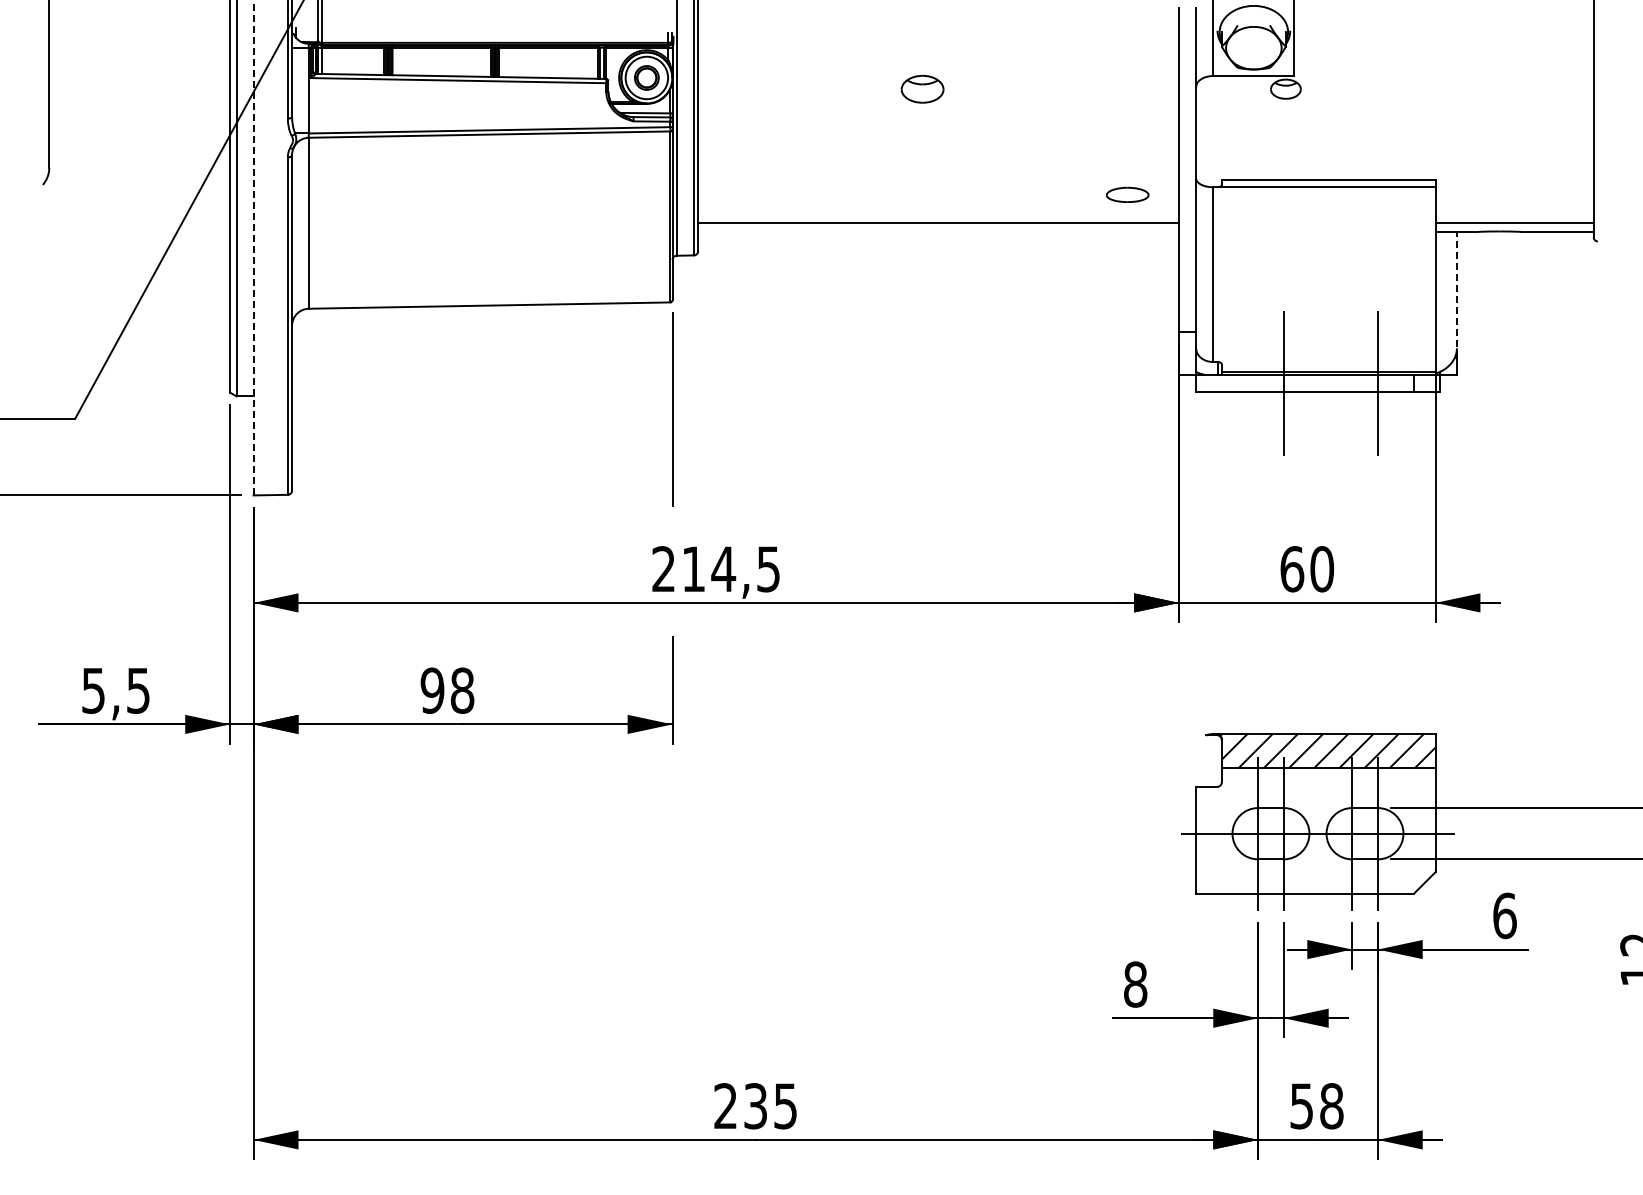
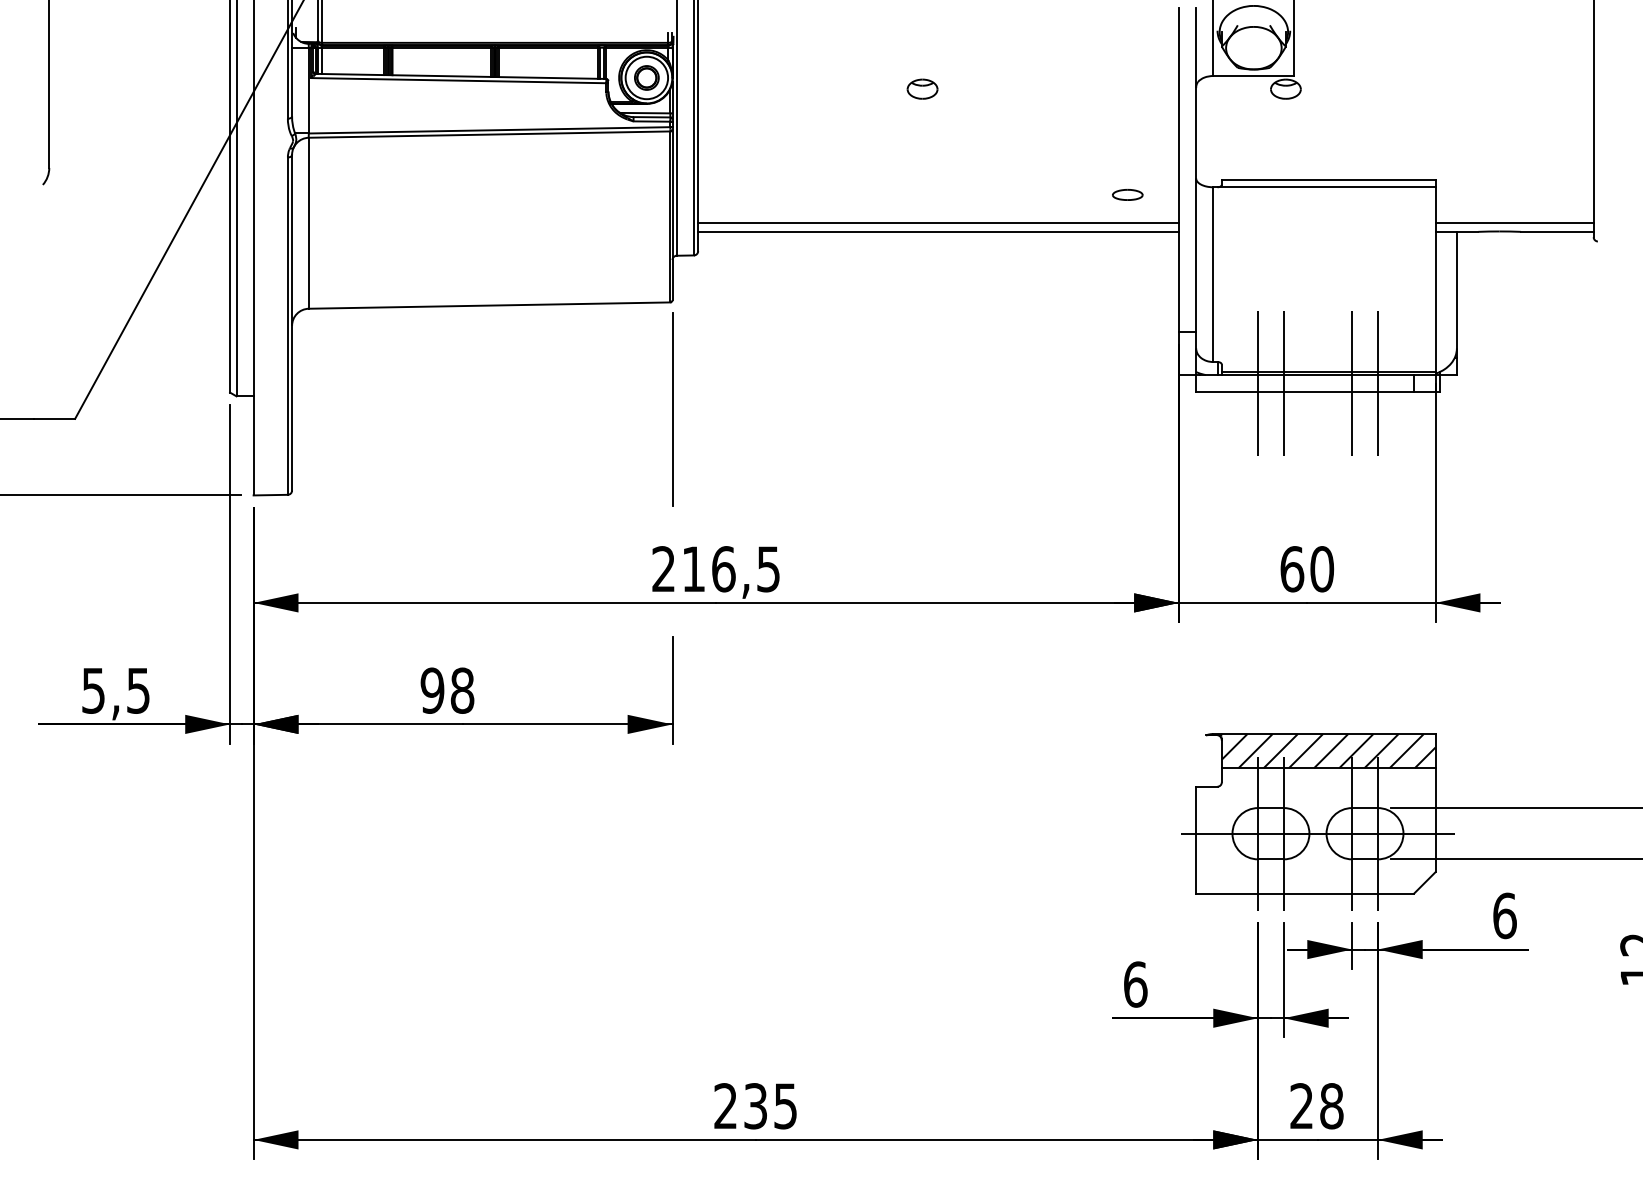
part size: 45x29 px -> 33x22 px (922, 88)
part size: 45x17 px -> 32x12 px (1127, 194)
line: none -> present (938, 231)
line: dashed -> solid (253, 247)
line: dashed -> solid (1456, 294)
line: none -> present (1258, 383)
line: none -> present (1352, 383)
text: 214,5 -> 216,5 (723, 569)
text: 8 -> 6 (1135, 984)
text: 58 -> 28 (1301, 1106)
